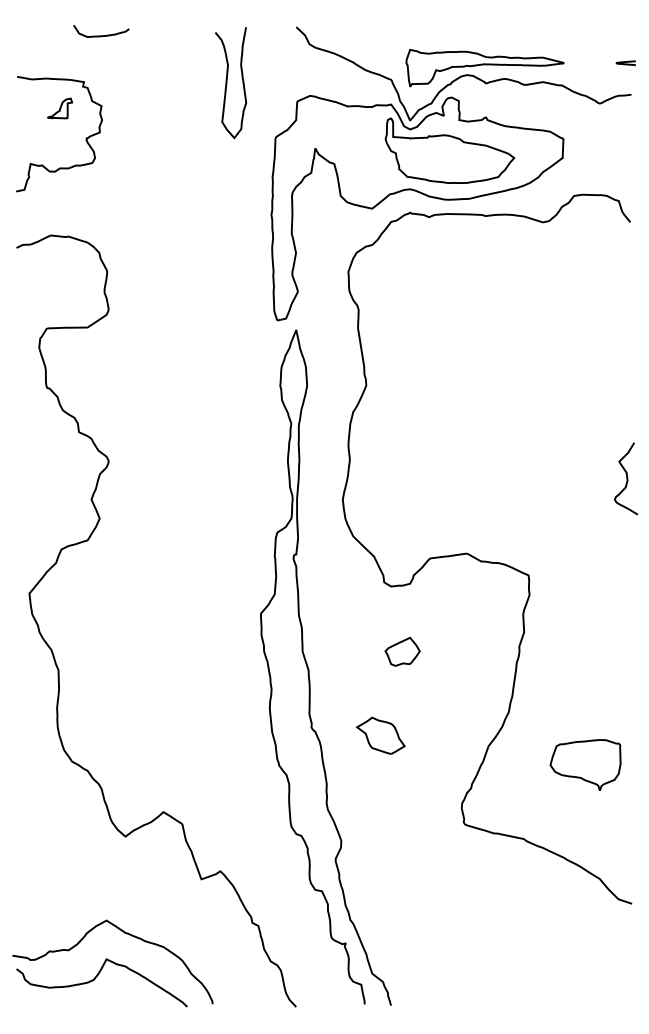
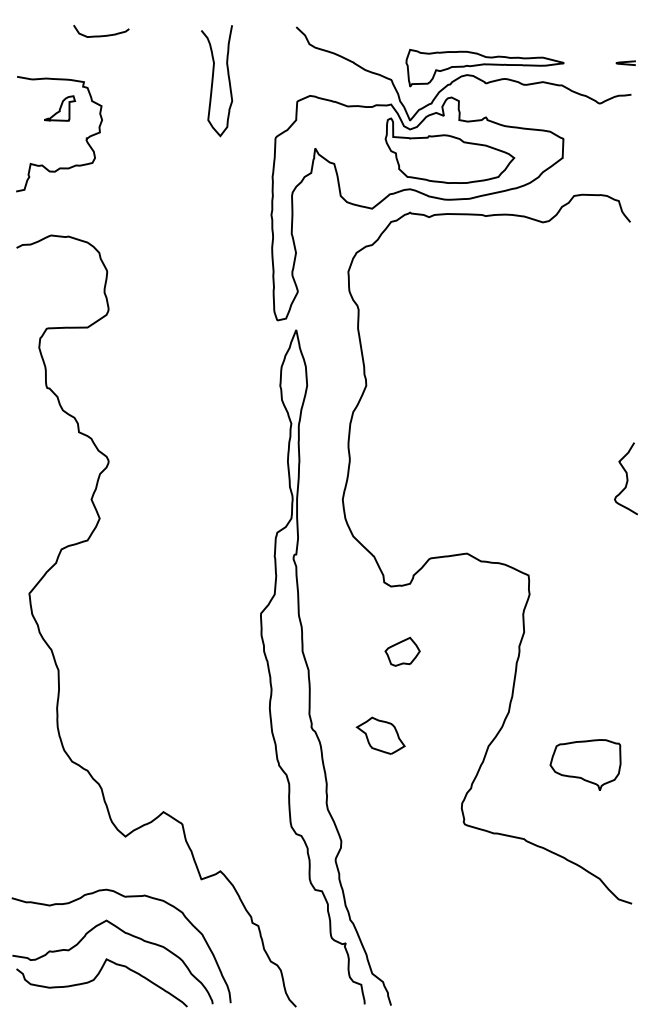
curve position: (227, 83) -> (213, 81) (213, 81)
part size: 27x23 px -> 33x27 px (60, 108)
curve: none -> present (123, 897)
